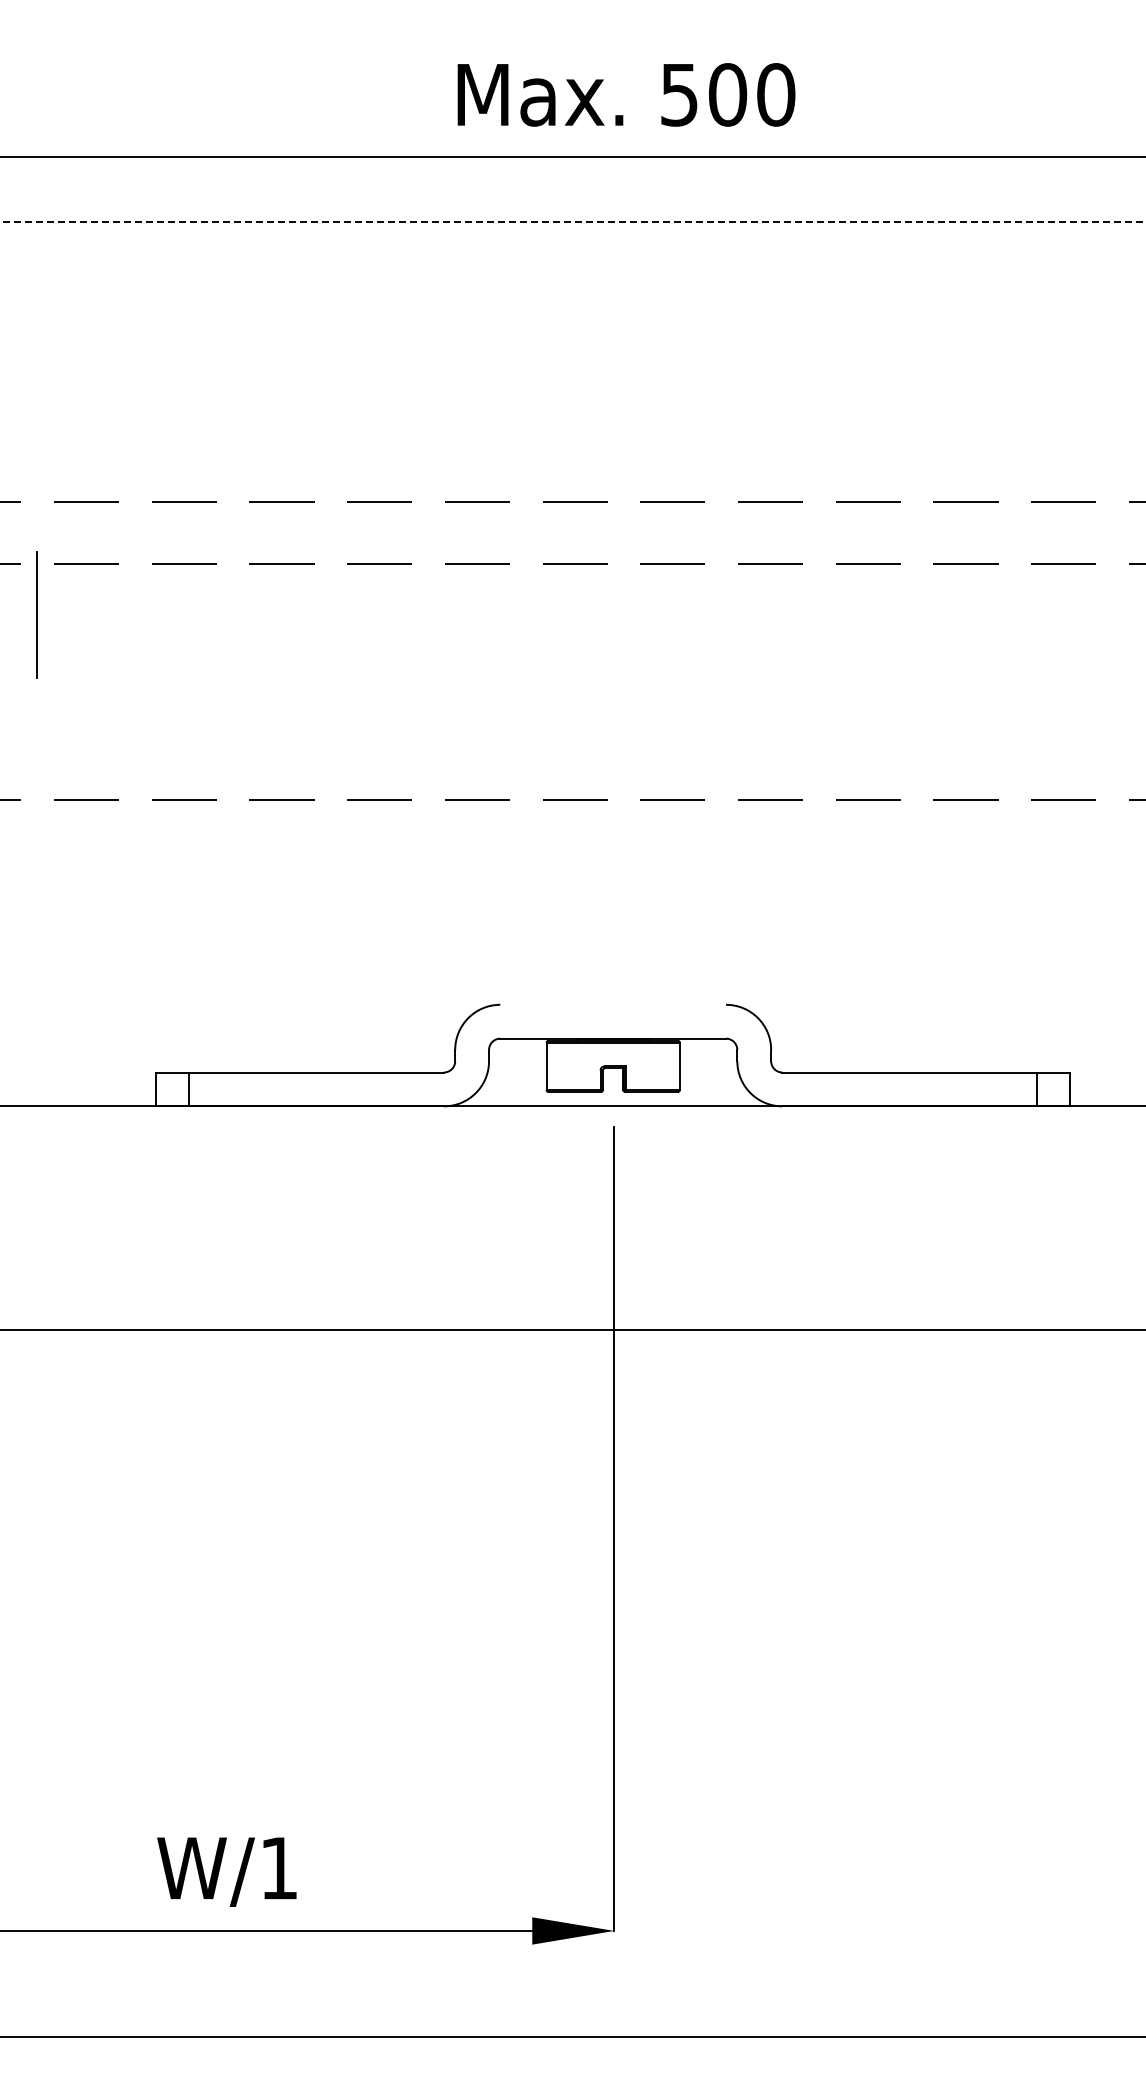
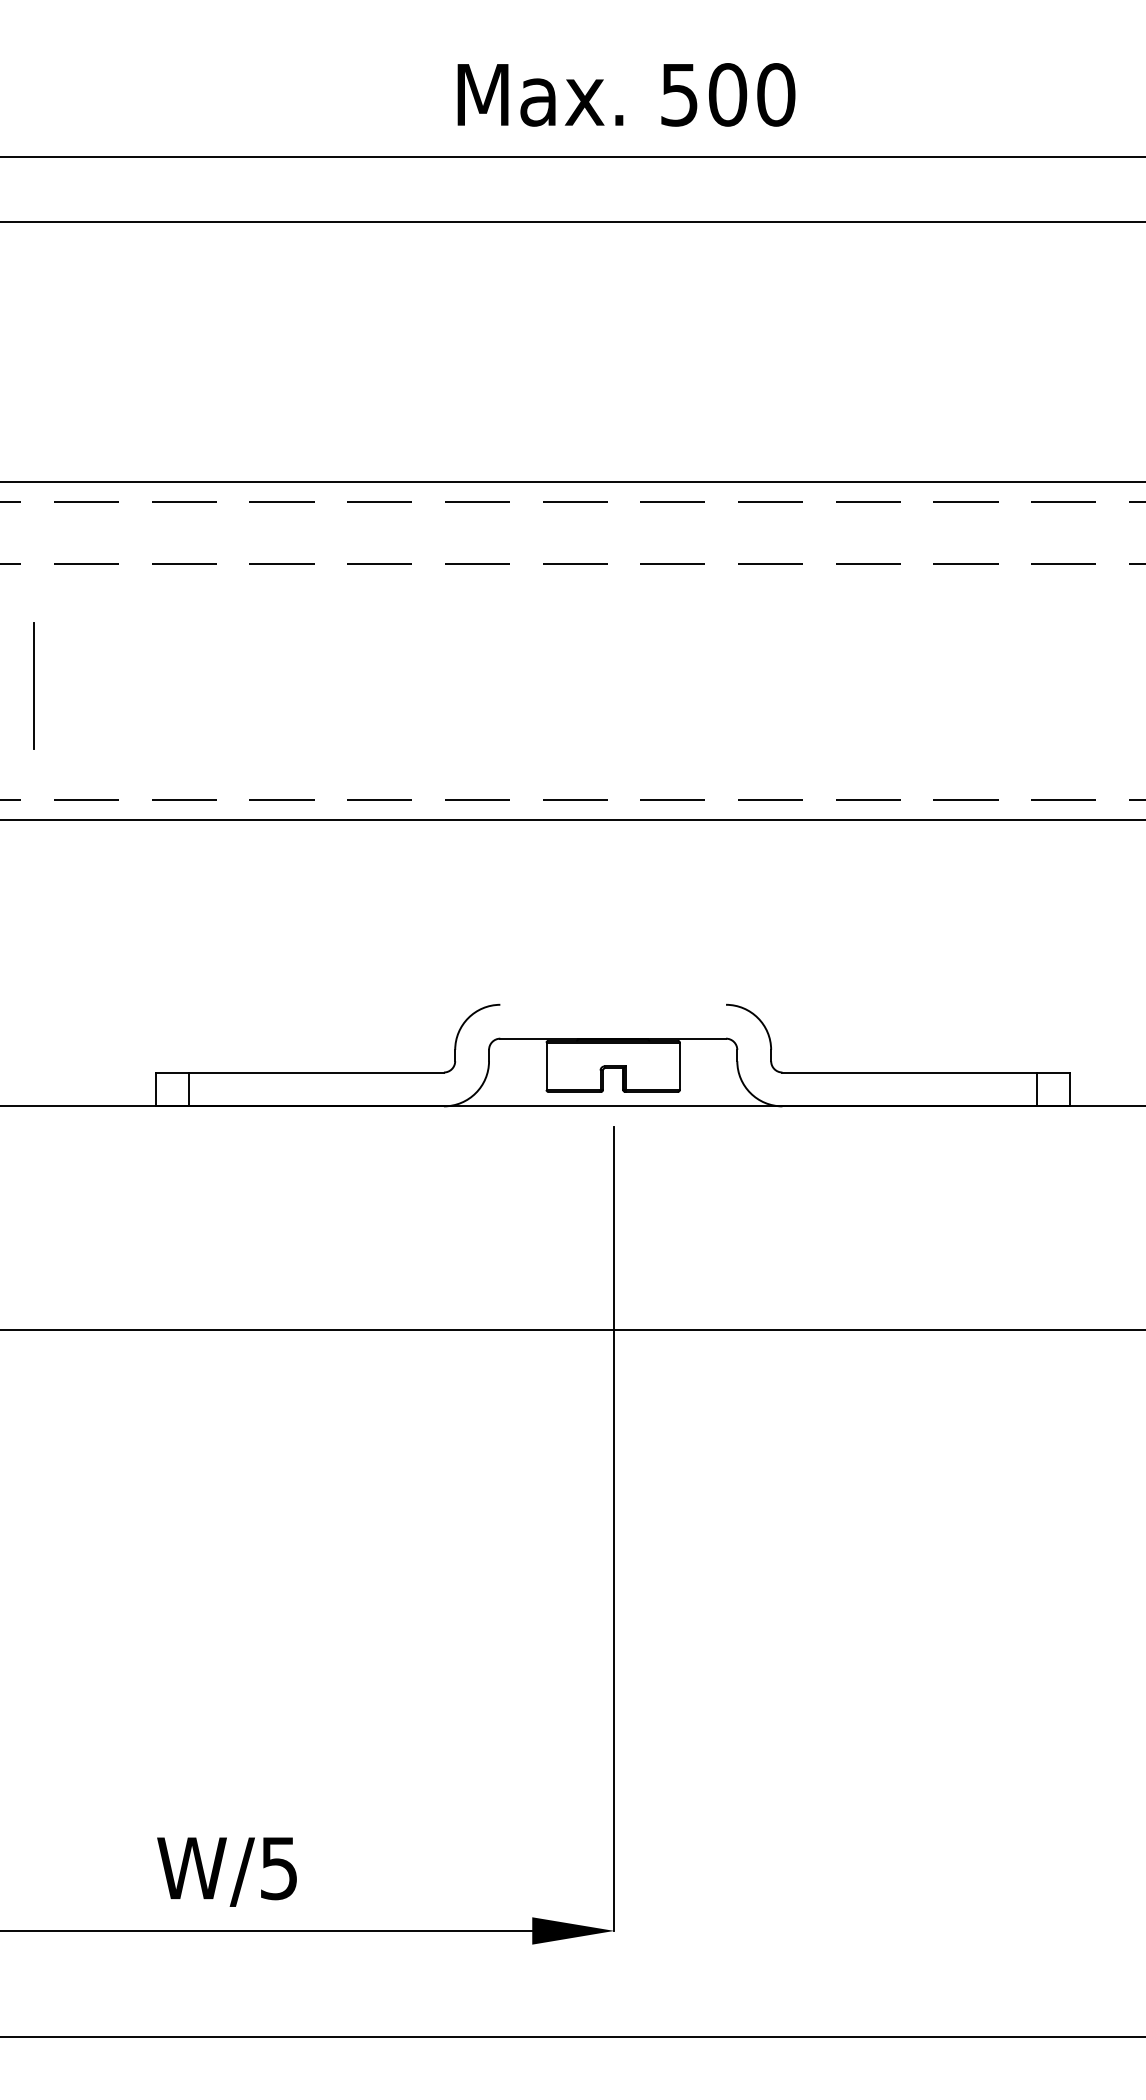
line: dashed -> solid (573, 221)
line: none -> present (572, 481)
line position: (36, 614) -> (33, 685) (33, 685)
line: none -> present (572, 820)
text: W/1 -> W/5 (278, 1868)
